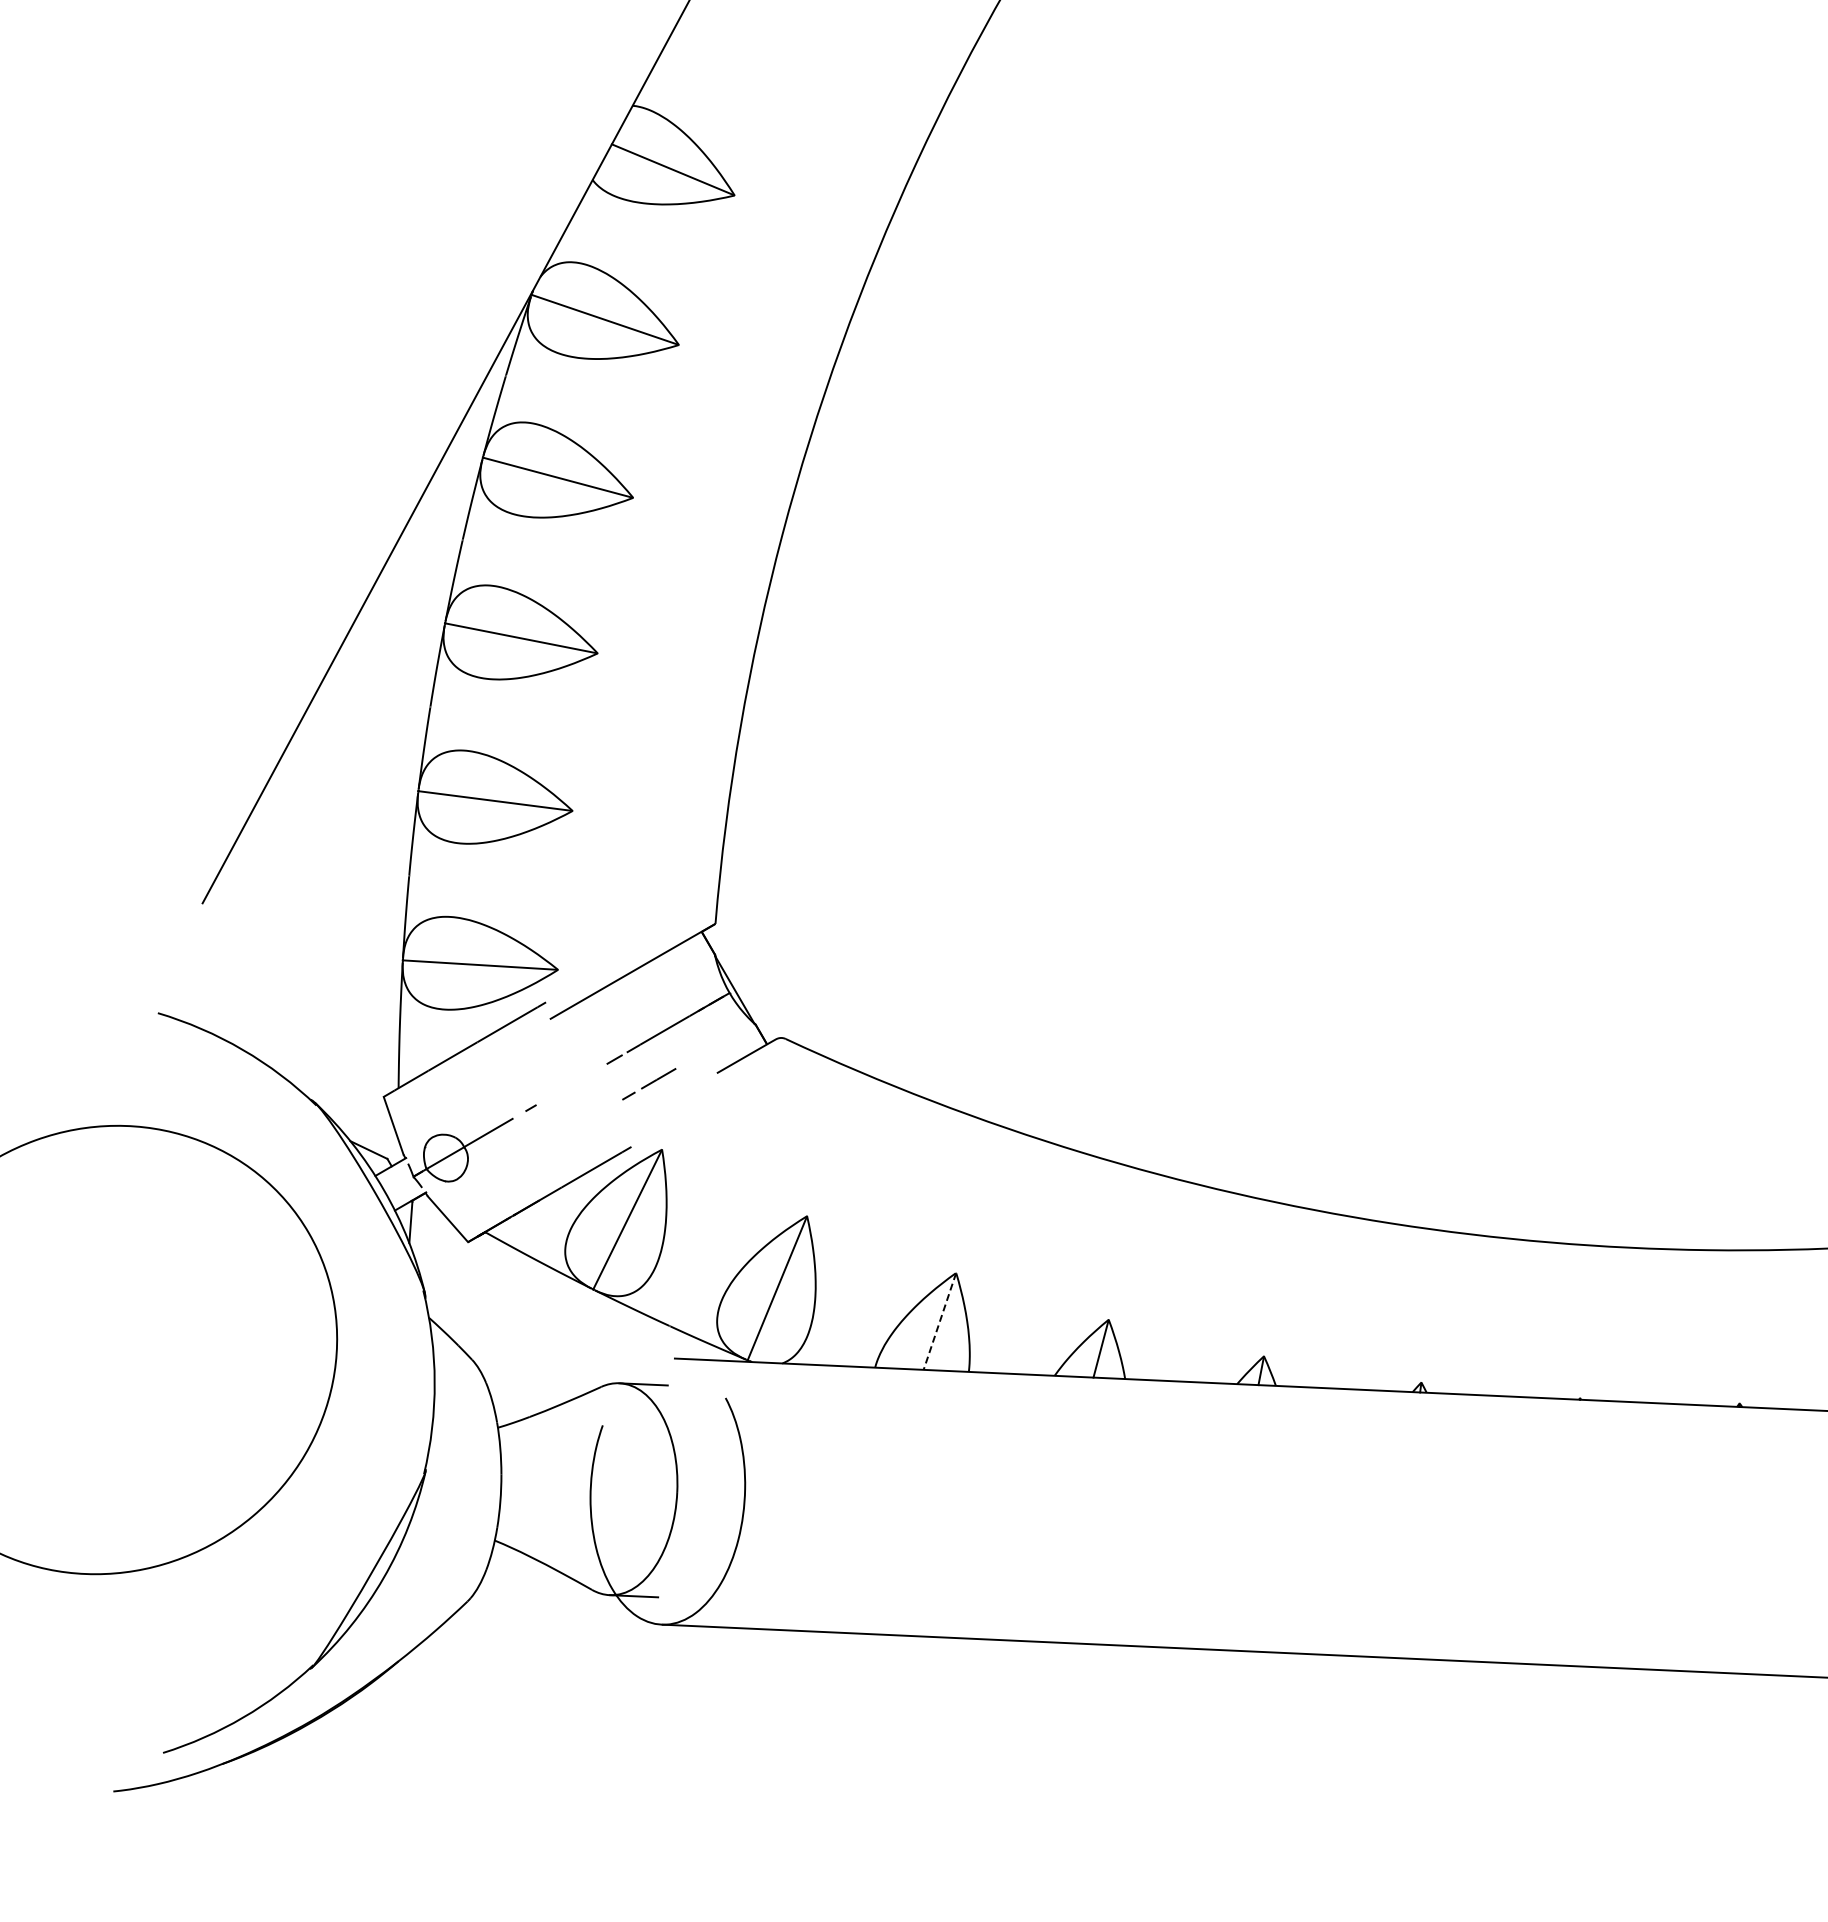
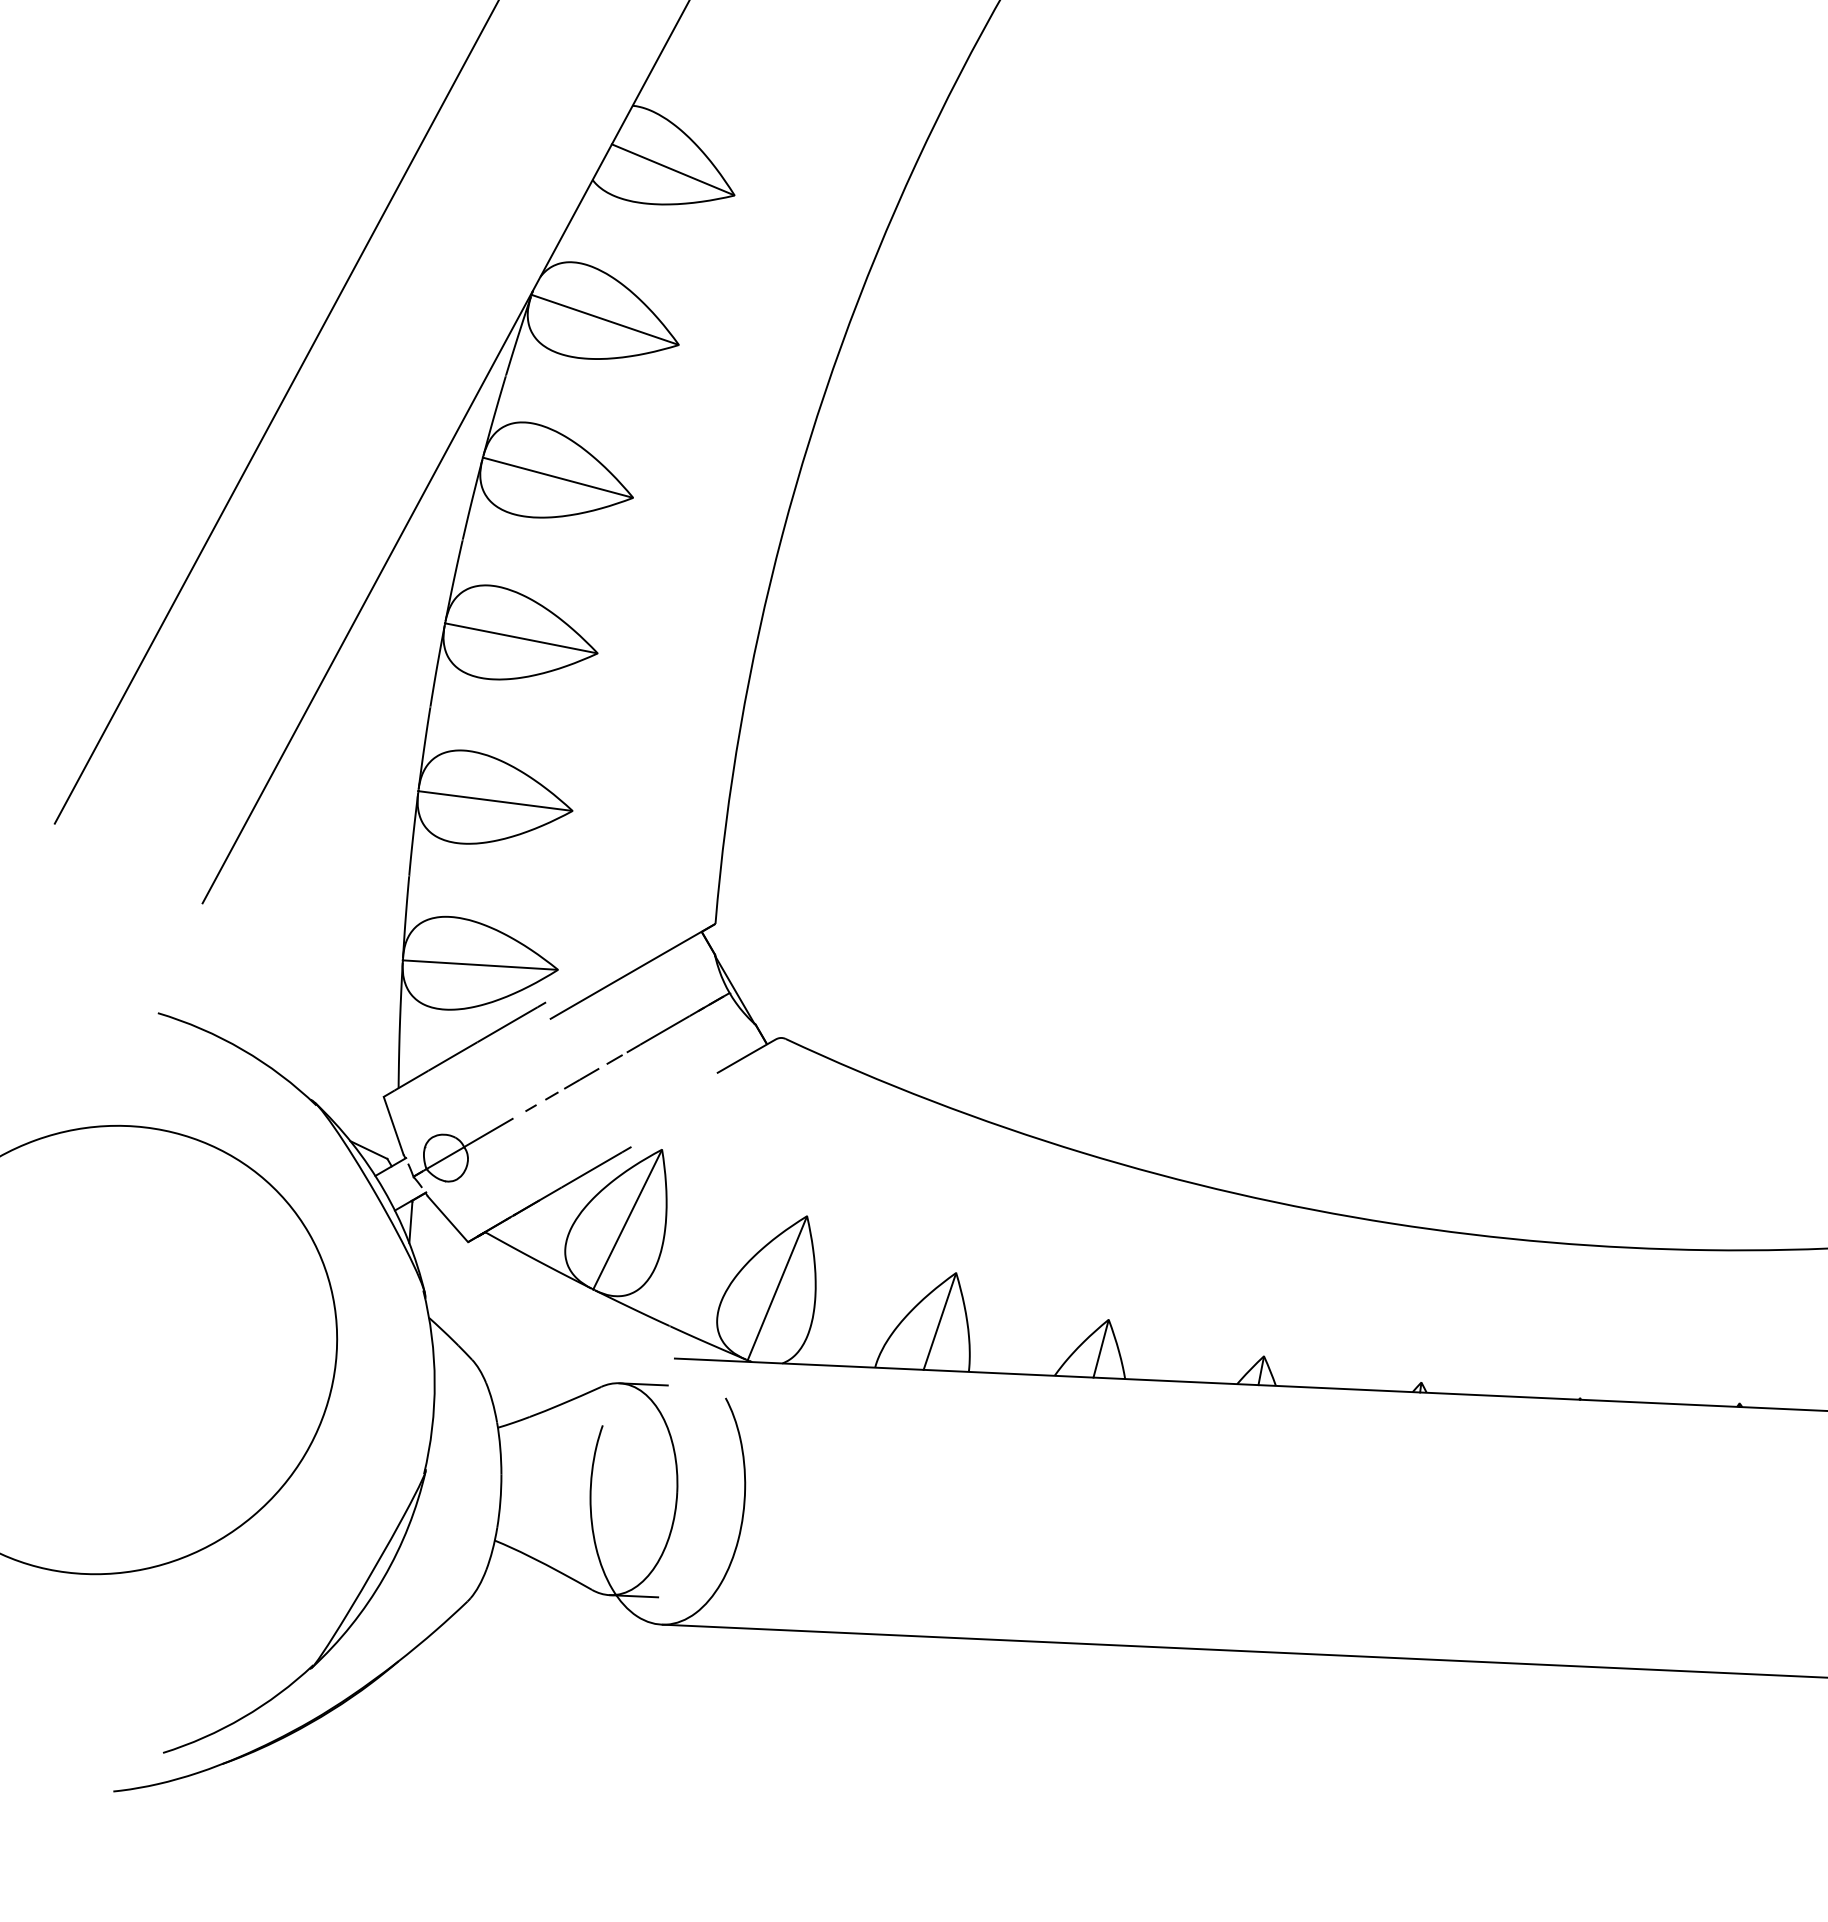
line: none -> present (275, 412)
line position: (649, 1084) -> (572, 1084) (572, 1084)
line: dashed -> solid (939, 1321)
